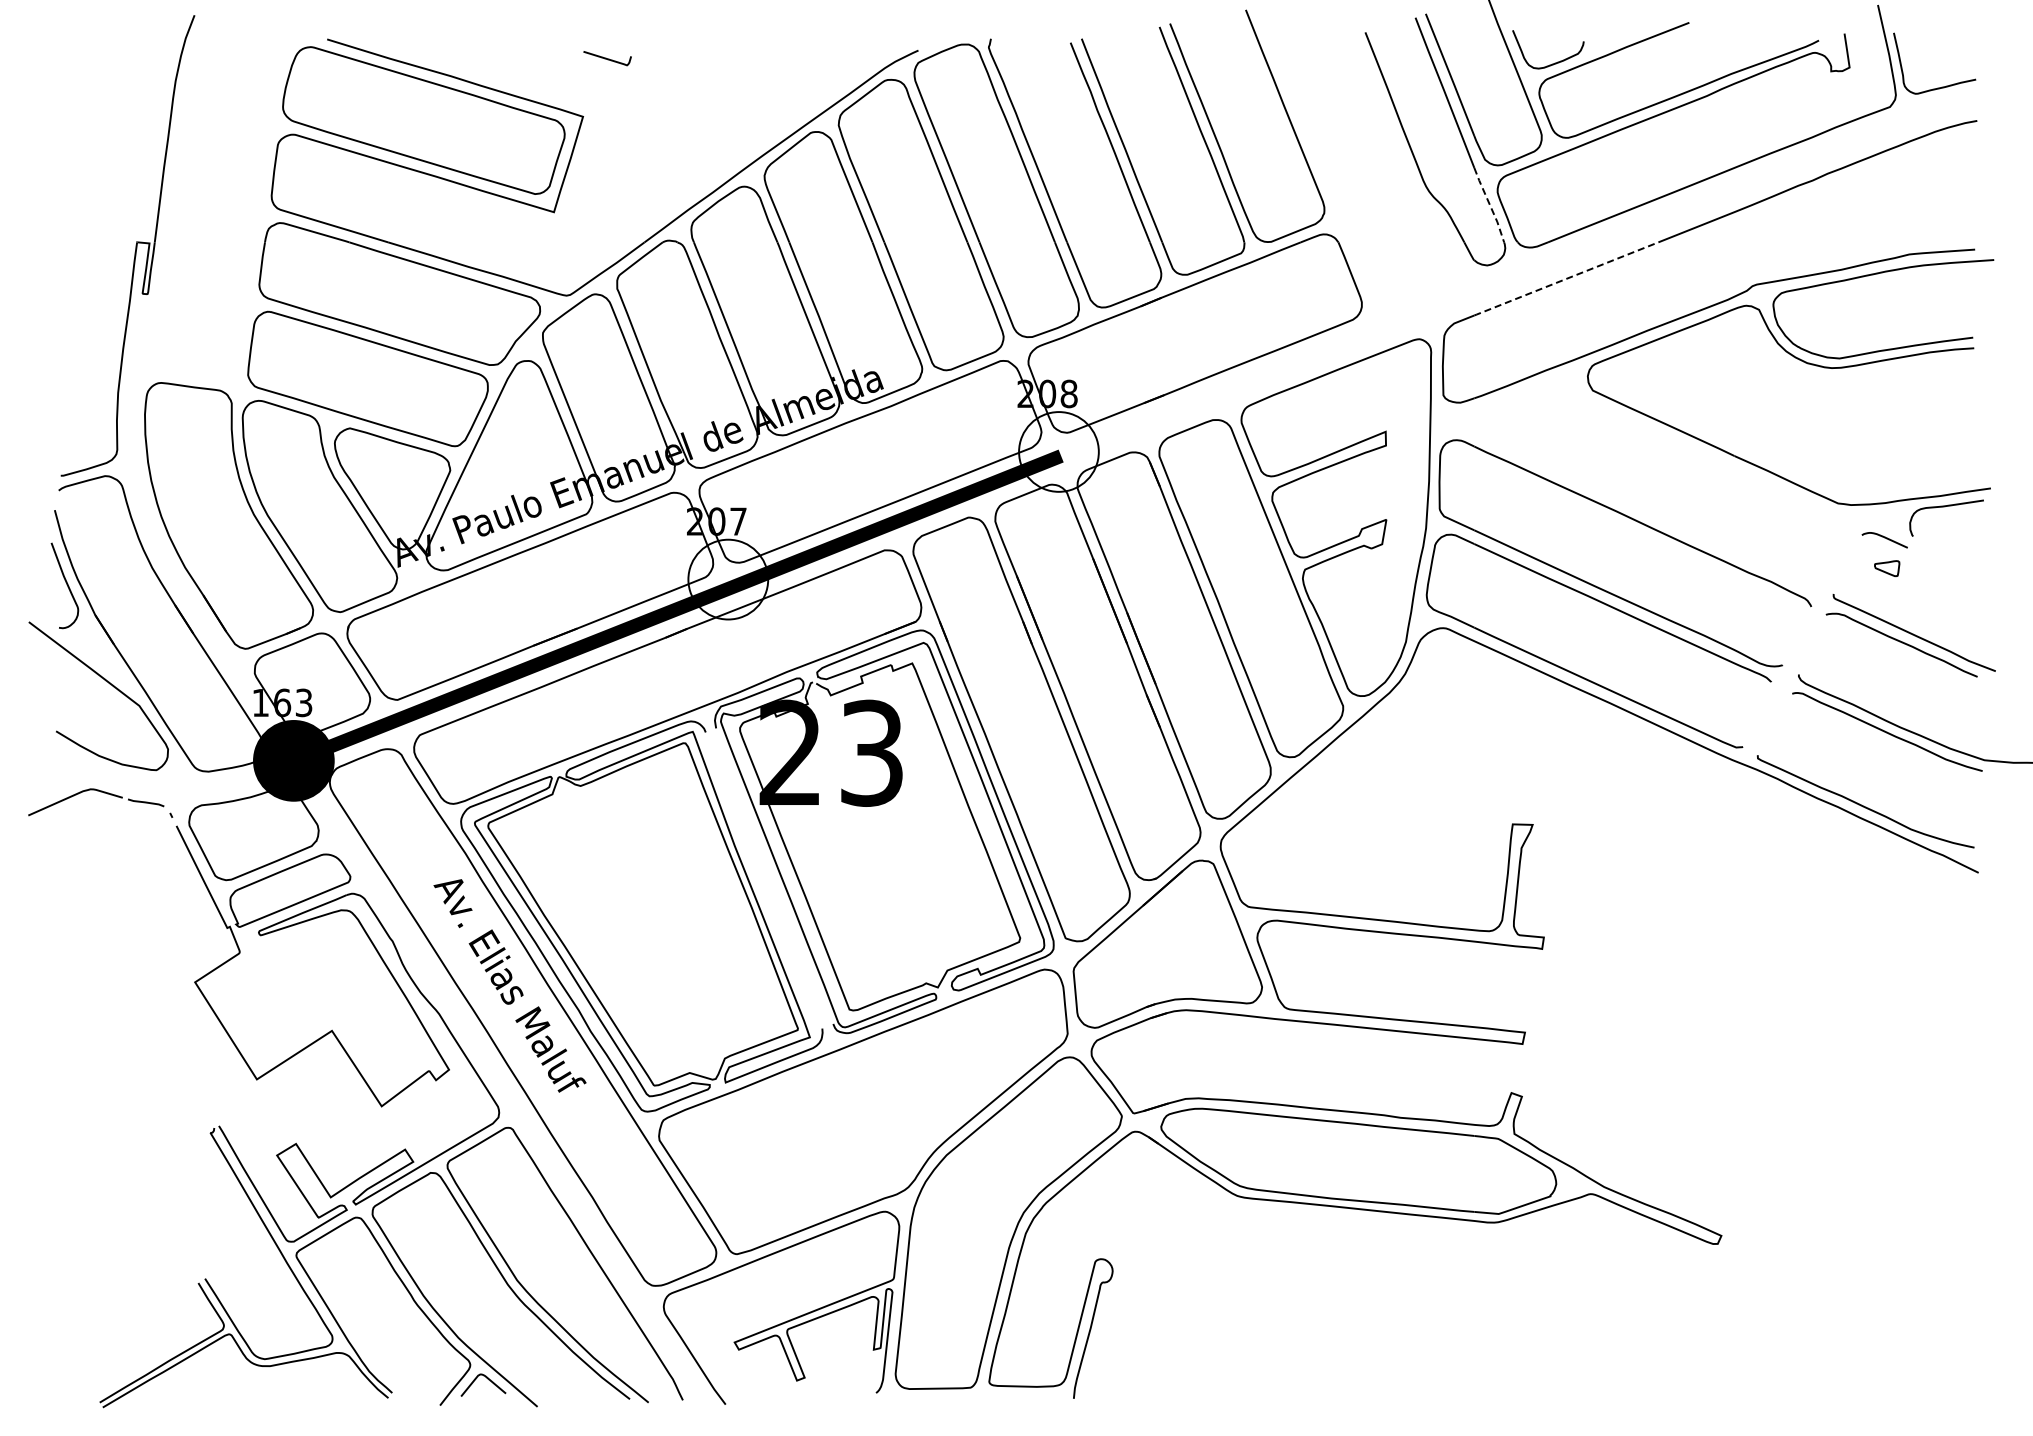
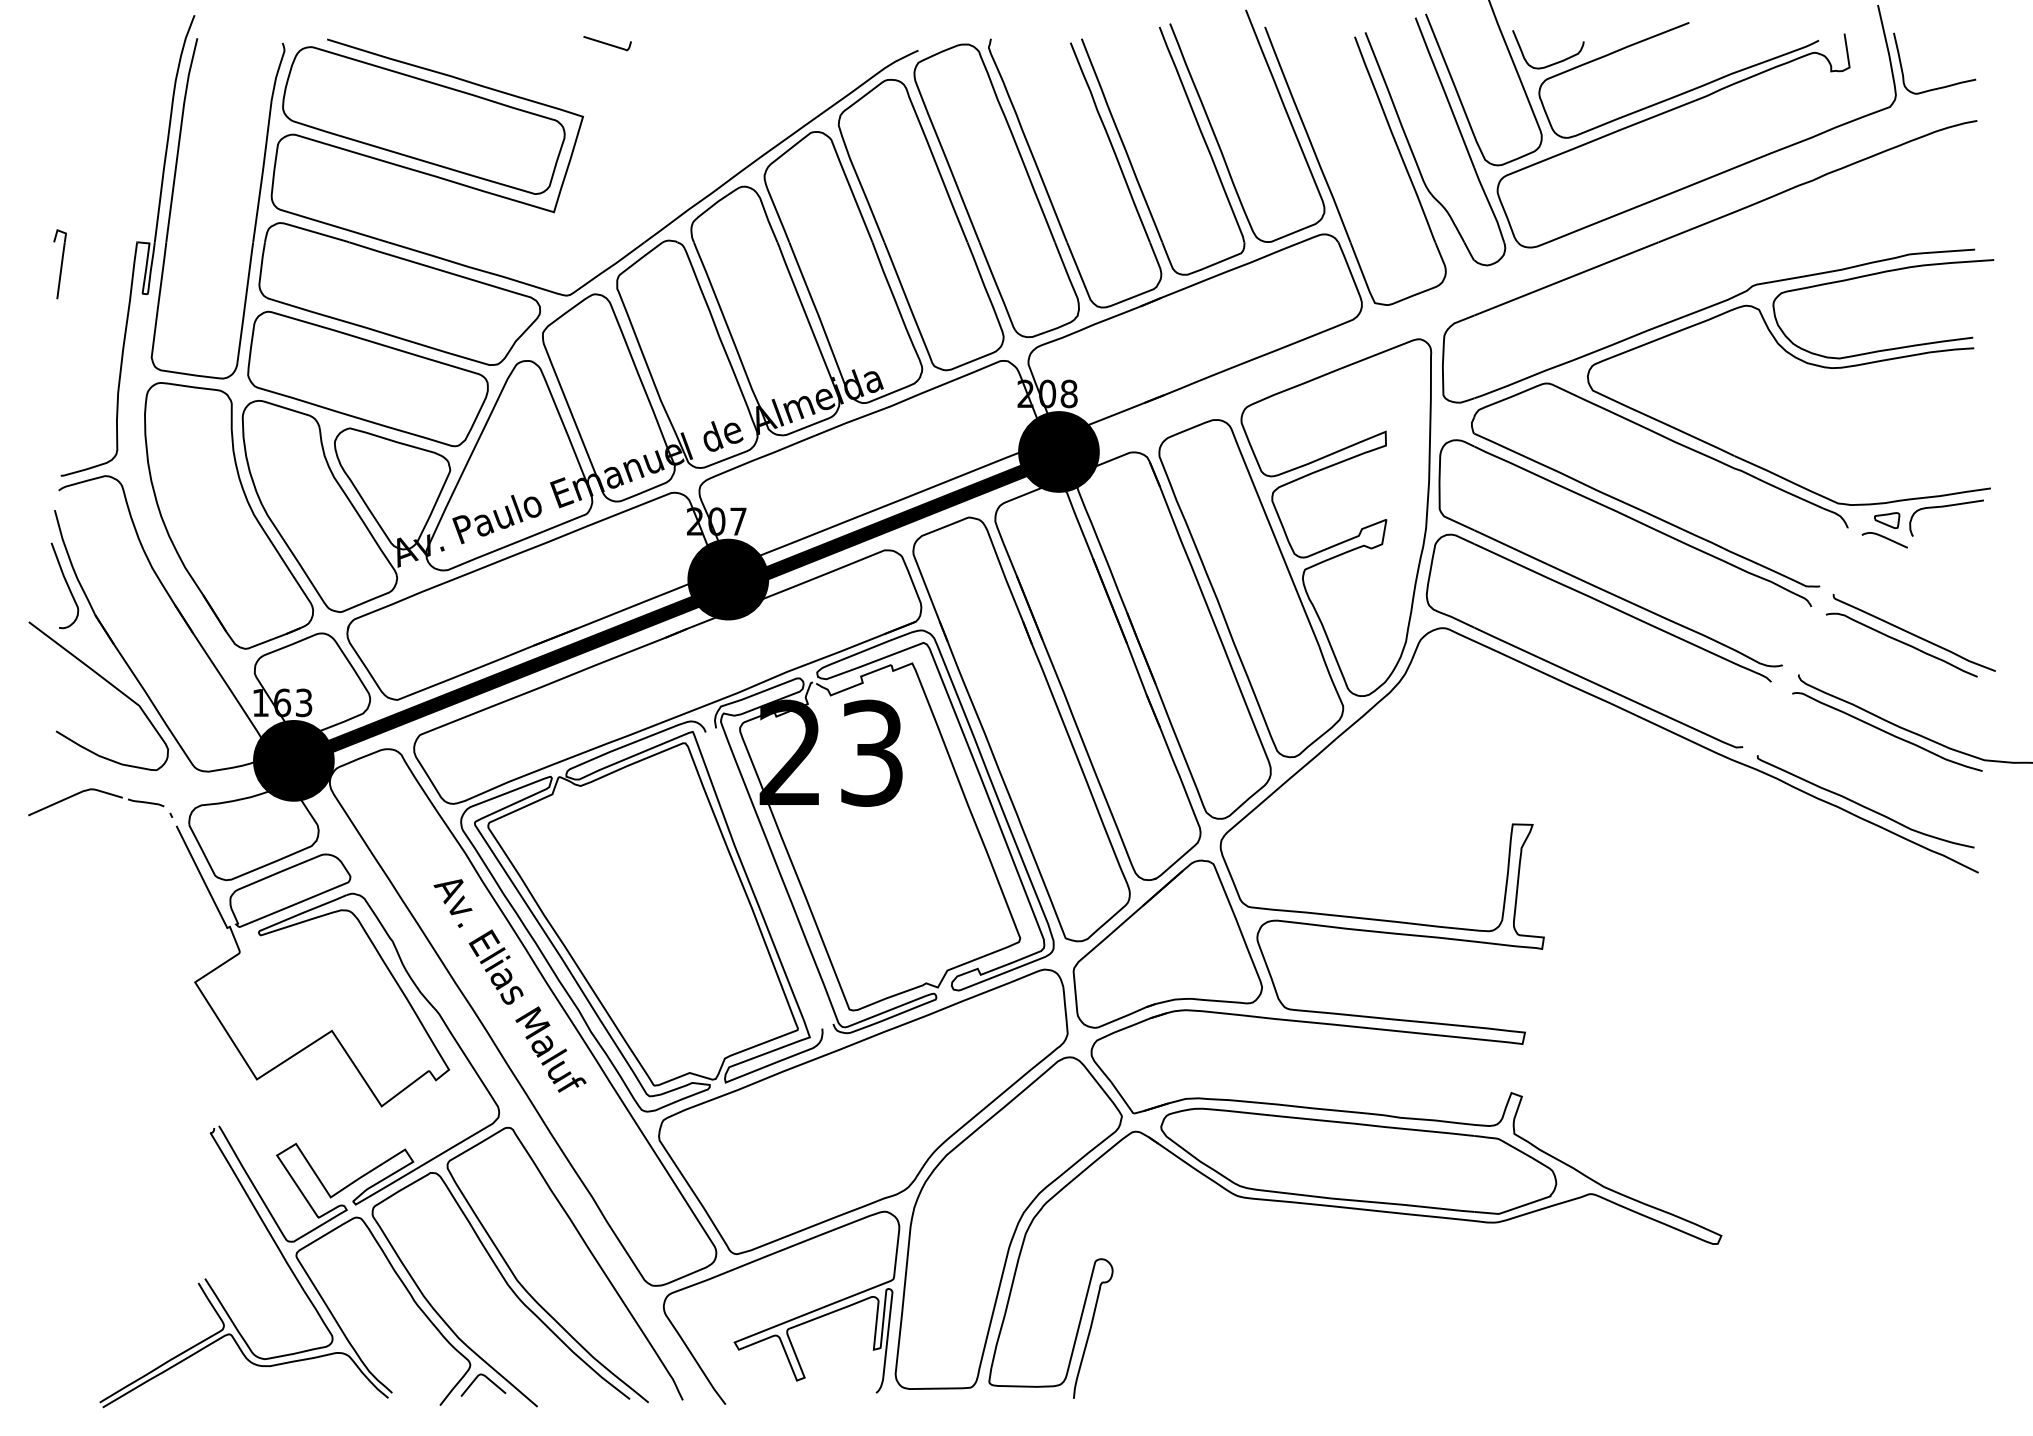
curve position: (607, 58) -> (607, 43) (607, 43)
part: none -> present (1326, 178)
line: dashed -> solid (1489, 204)
part: none -> present (255, 216)
part: none -> present (59, 264)
line: dashed -> solid (1566, 278)
fill: none -> present (1058, 451)
part: none -> present (1646, 511)
part position: (1887, 568) -> (1887, 520) (1887, 520)
fill: none -> present (728, 579)
